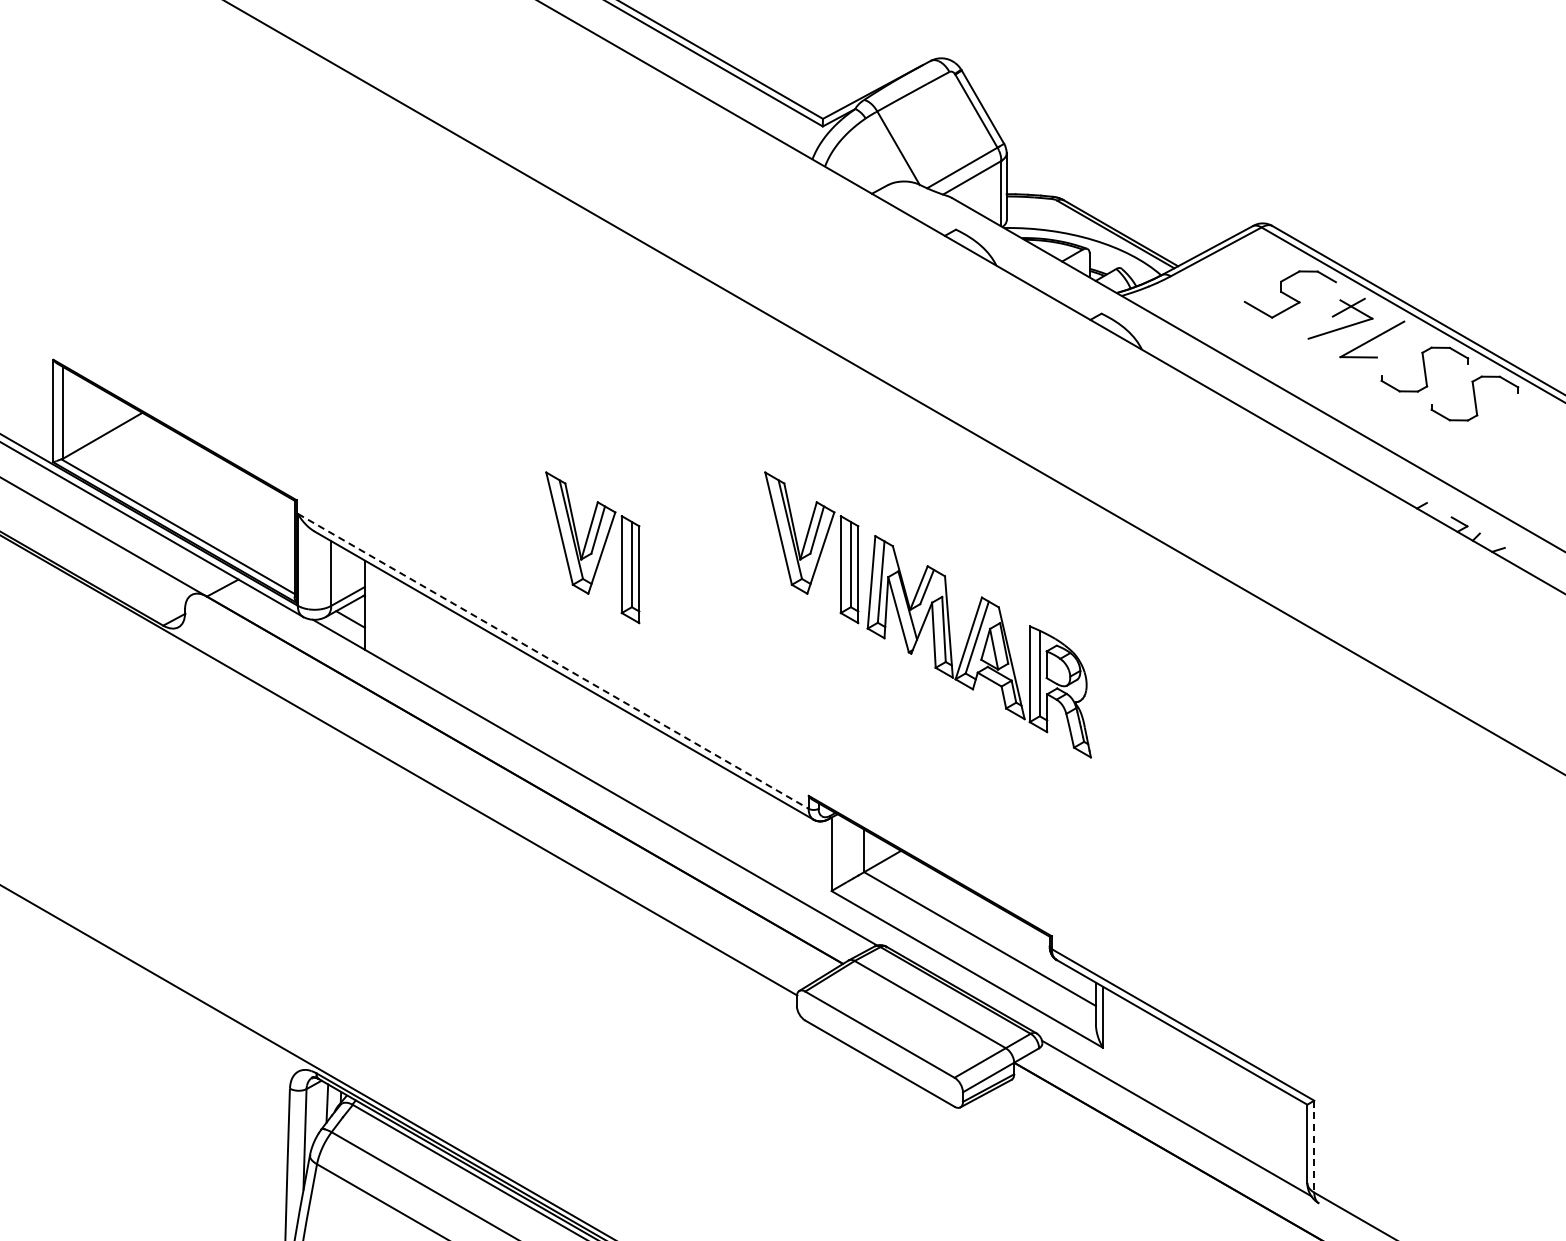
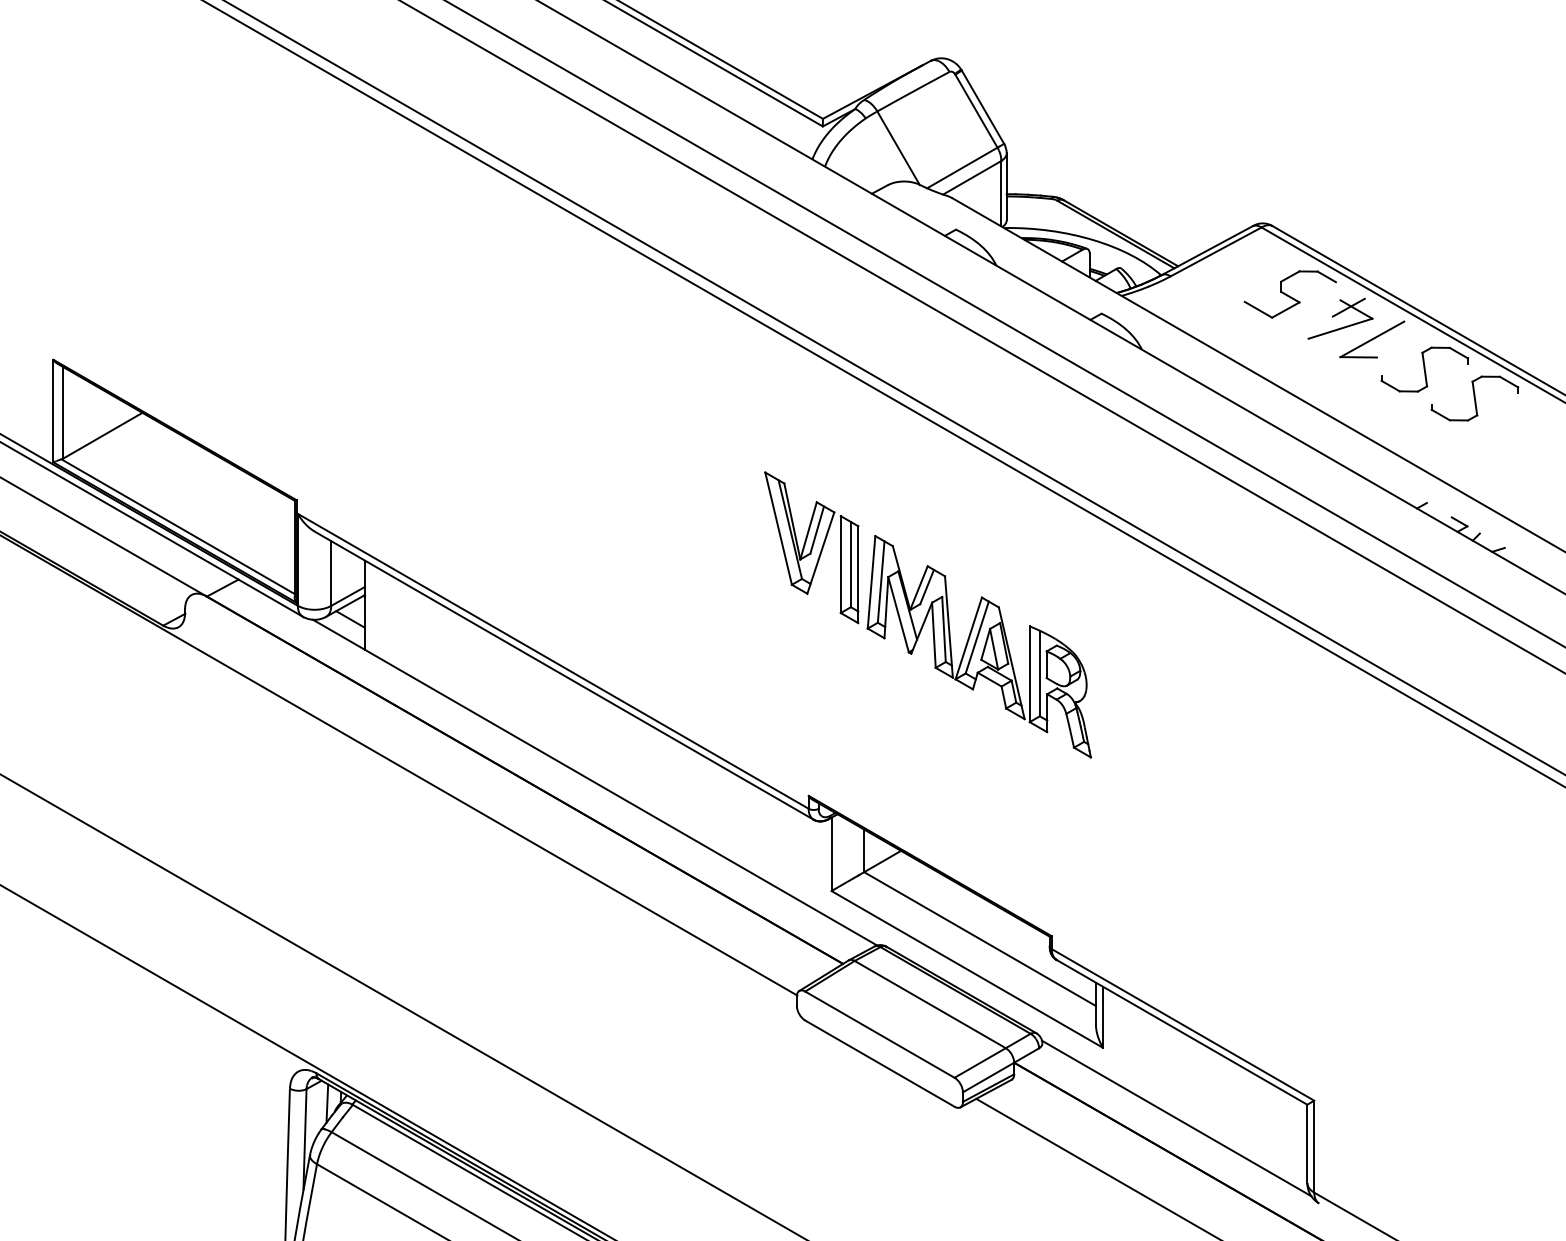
line: none -> present (1004, 323)
line: none -> present (982, 337)
line: none -> present (883, 393)
part: present -> none (592, 547)
line: dashed -> solid (553, 661)
line: none -> present (402, 1006)
line: dashed -> solid (1314, 1146)
line: none -> present (1096, 1167)
